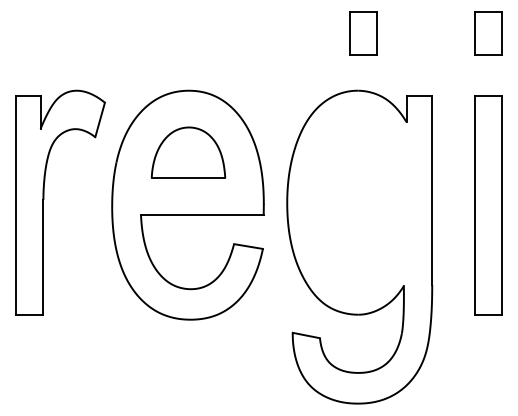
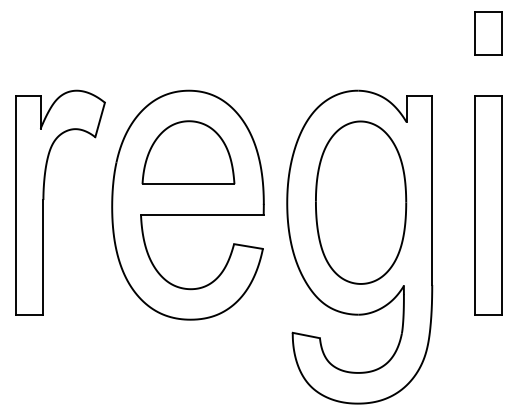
part: present -> none (363, 33)
part size: 77x53 px -> 95x65 px (188, 152)
part: none -> present (361, 202)
